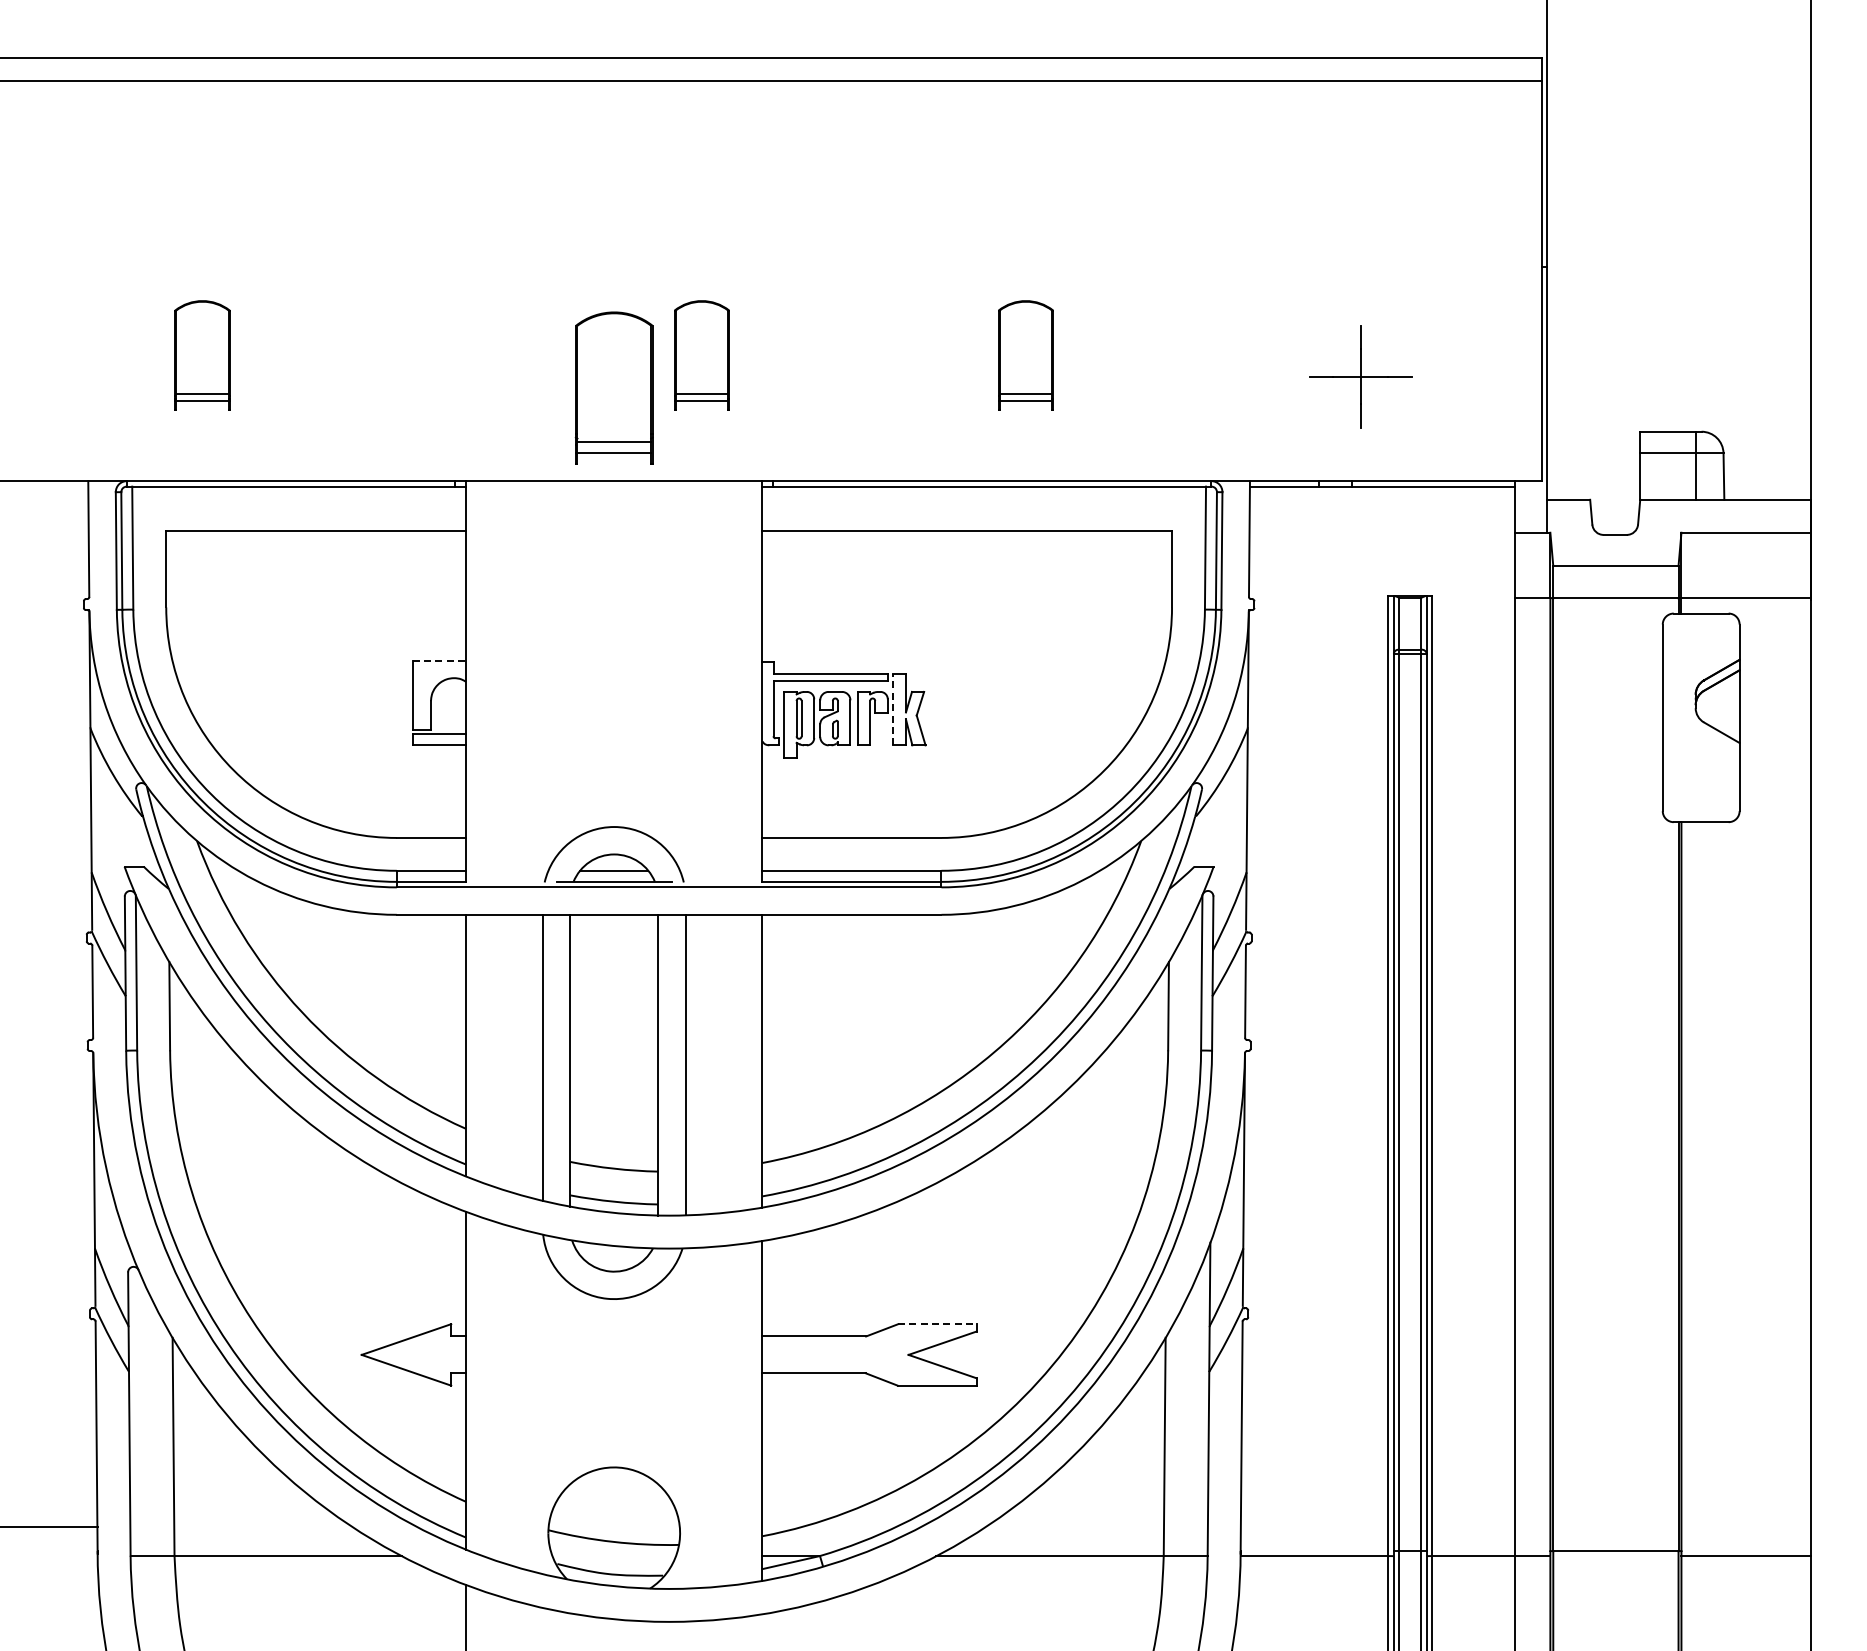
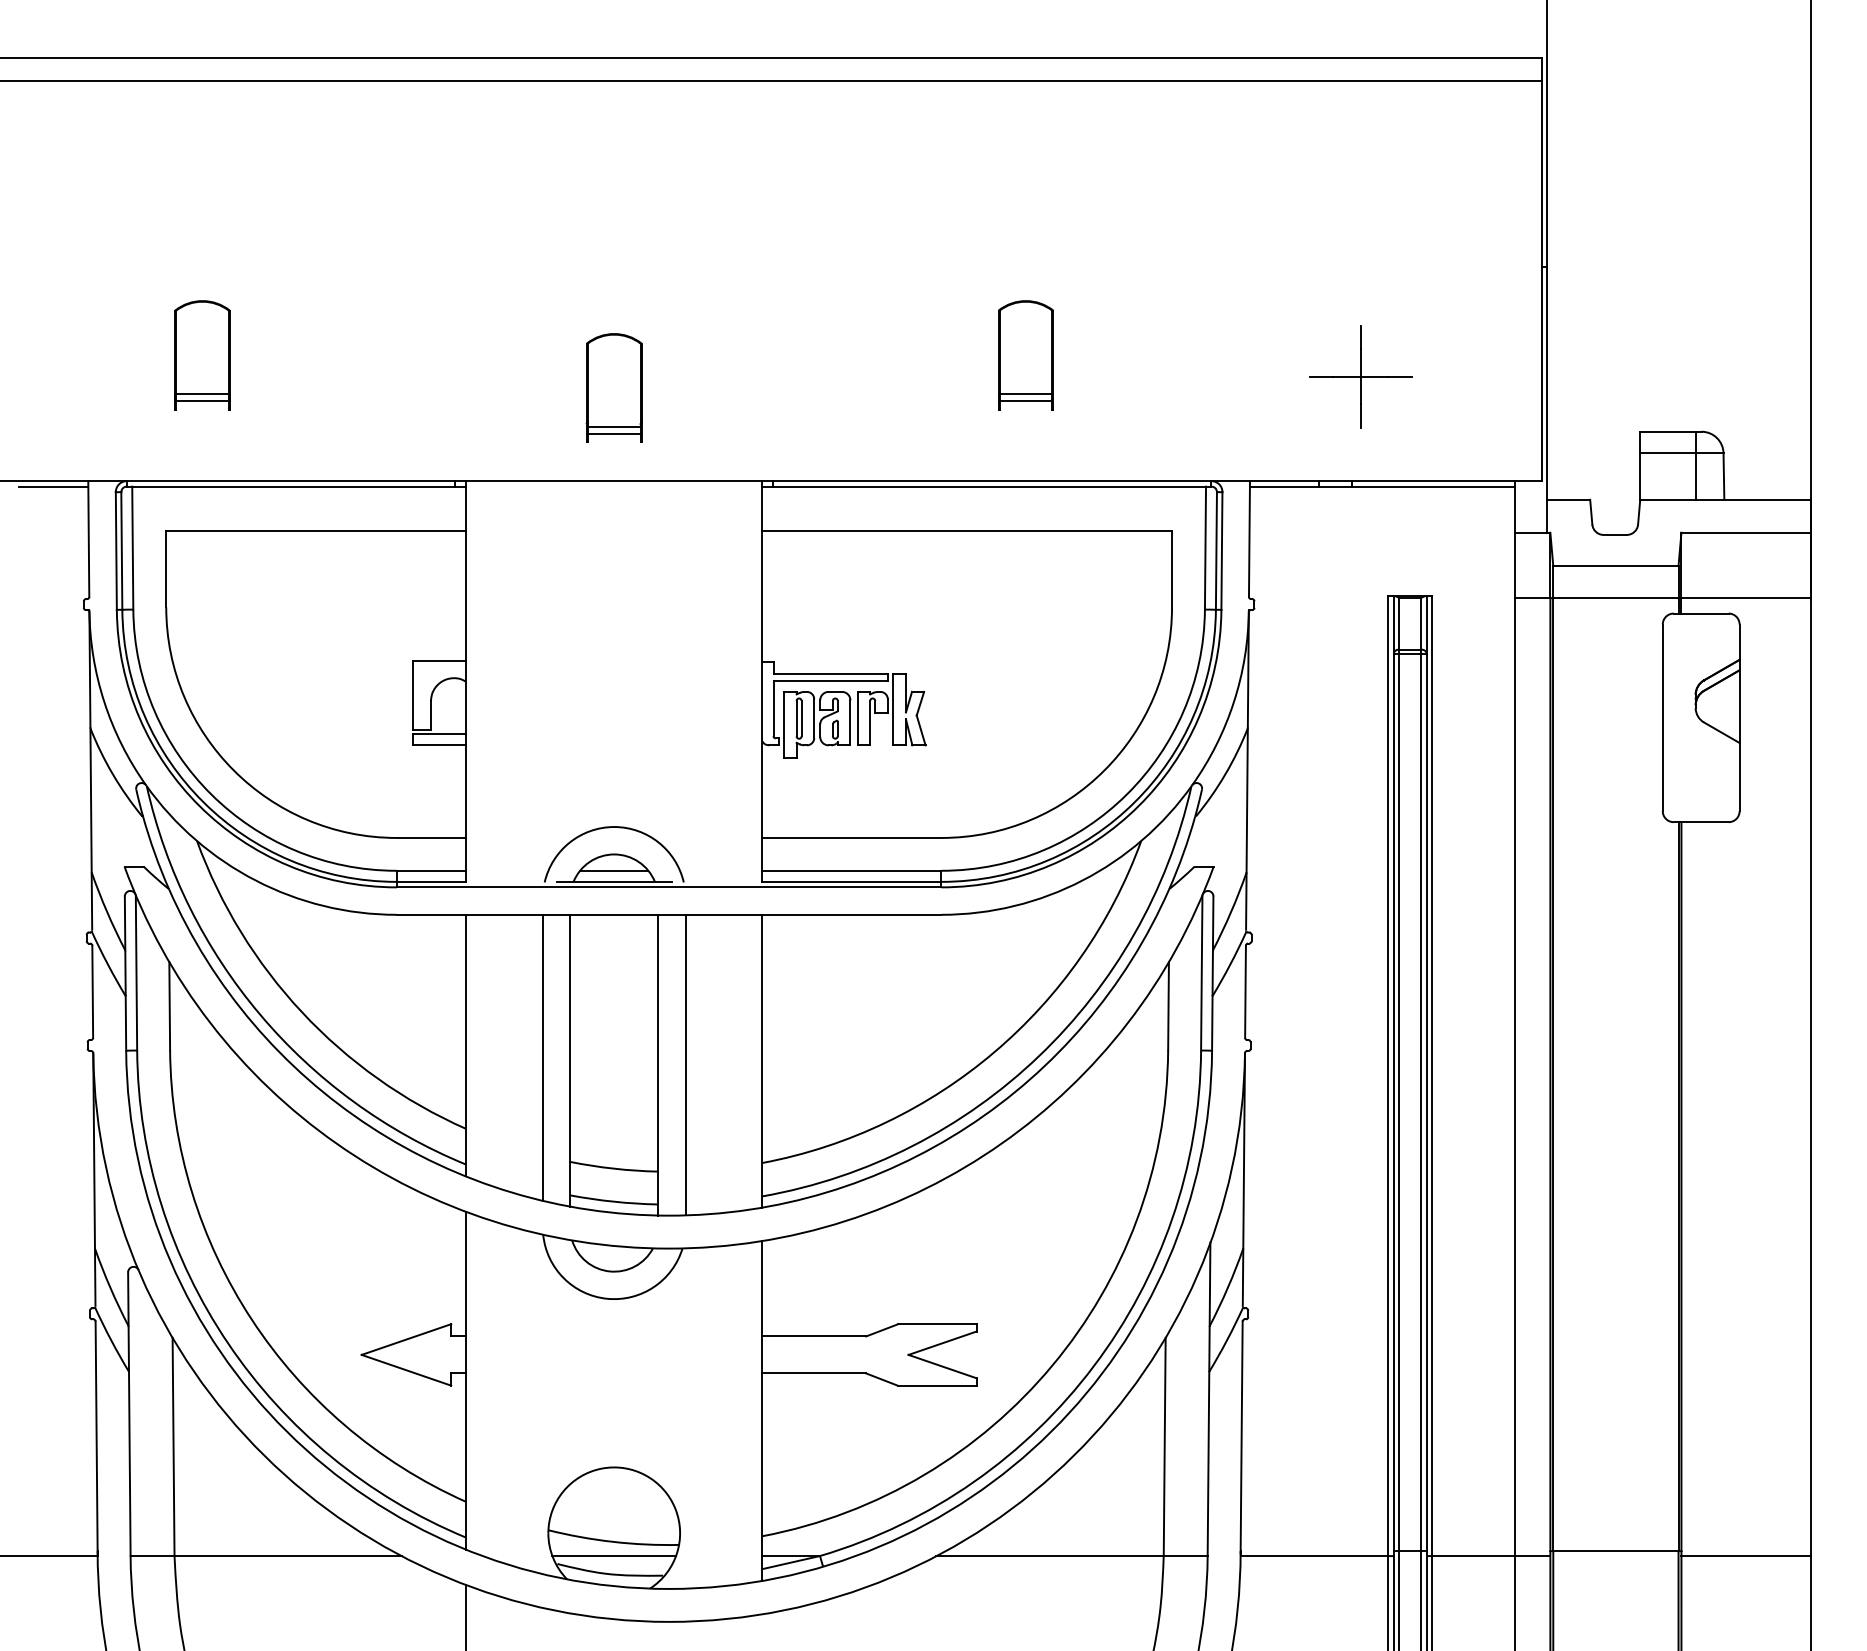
part: present -> none (701, 355)
part size: 80x154 px -> 58x110 px (613, 387)
line: none -> present (53, 486)
line: dashed -> solid (439, 661)
line: dashed -> solid (893, 709)
line: dashed -> solid (937, 1324)
line position: (49, 1527) -> (49, 1556) (49, 1556)
line: none -> present (614, 1556)
